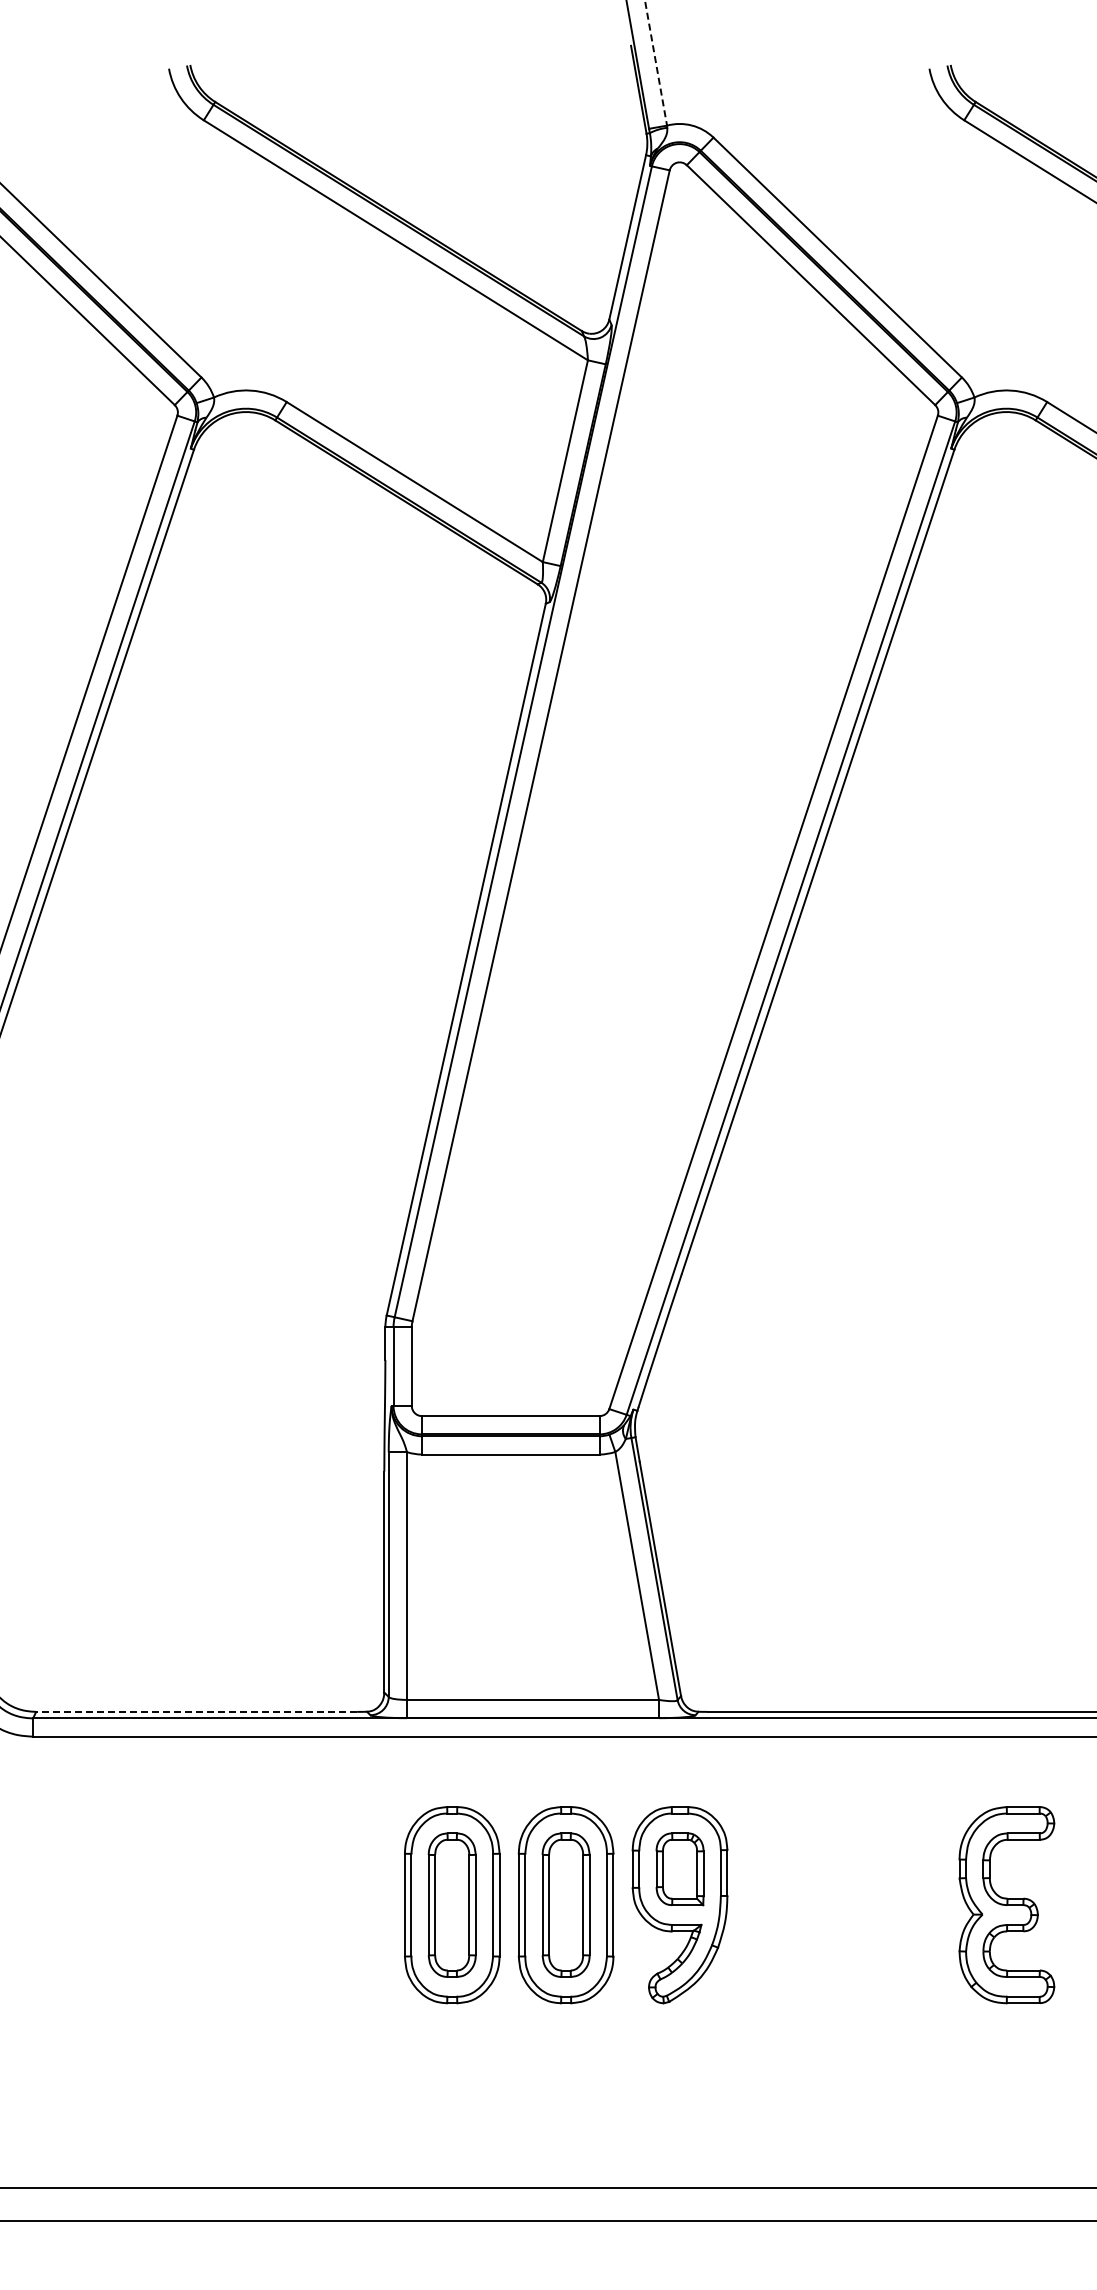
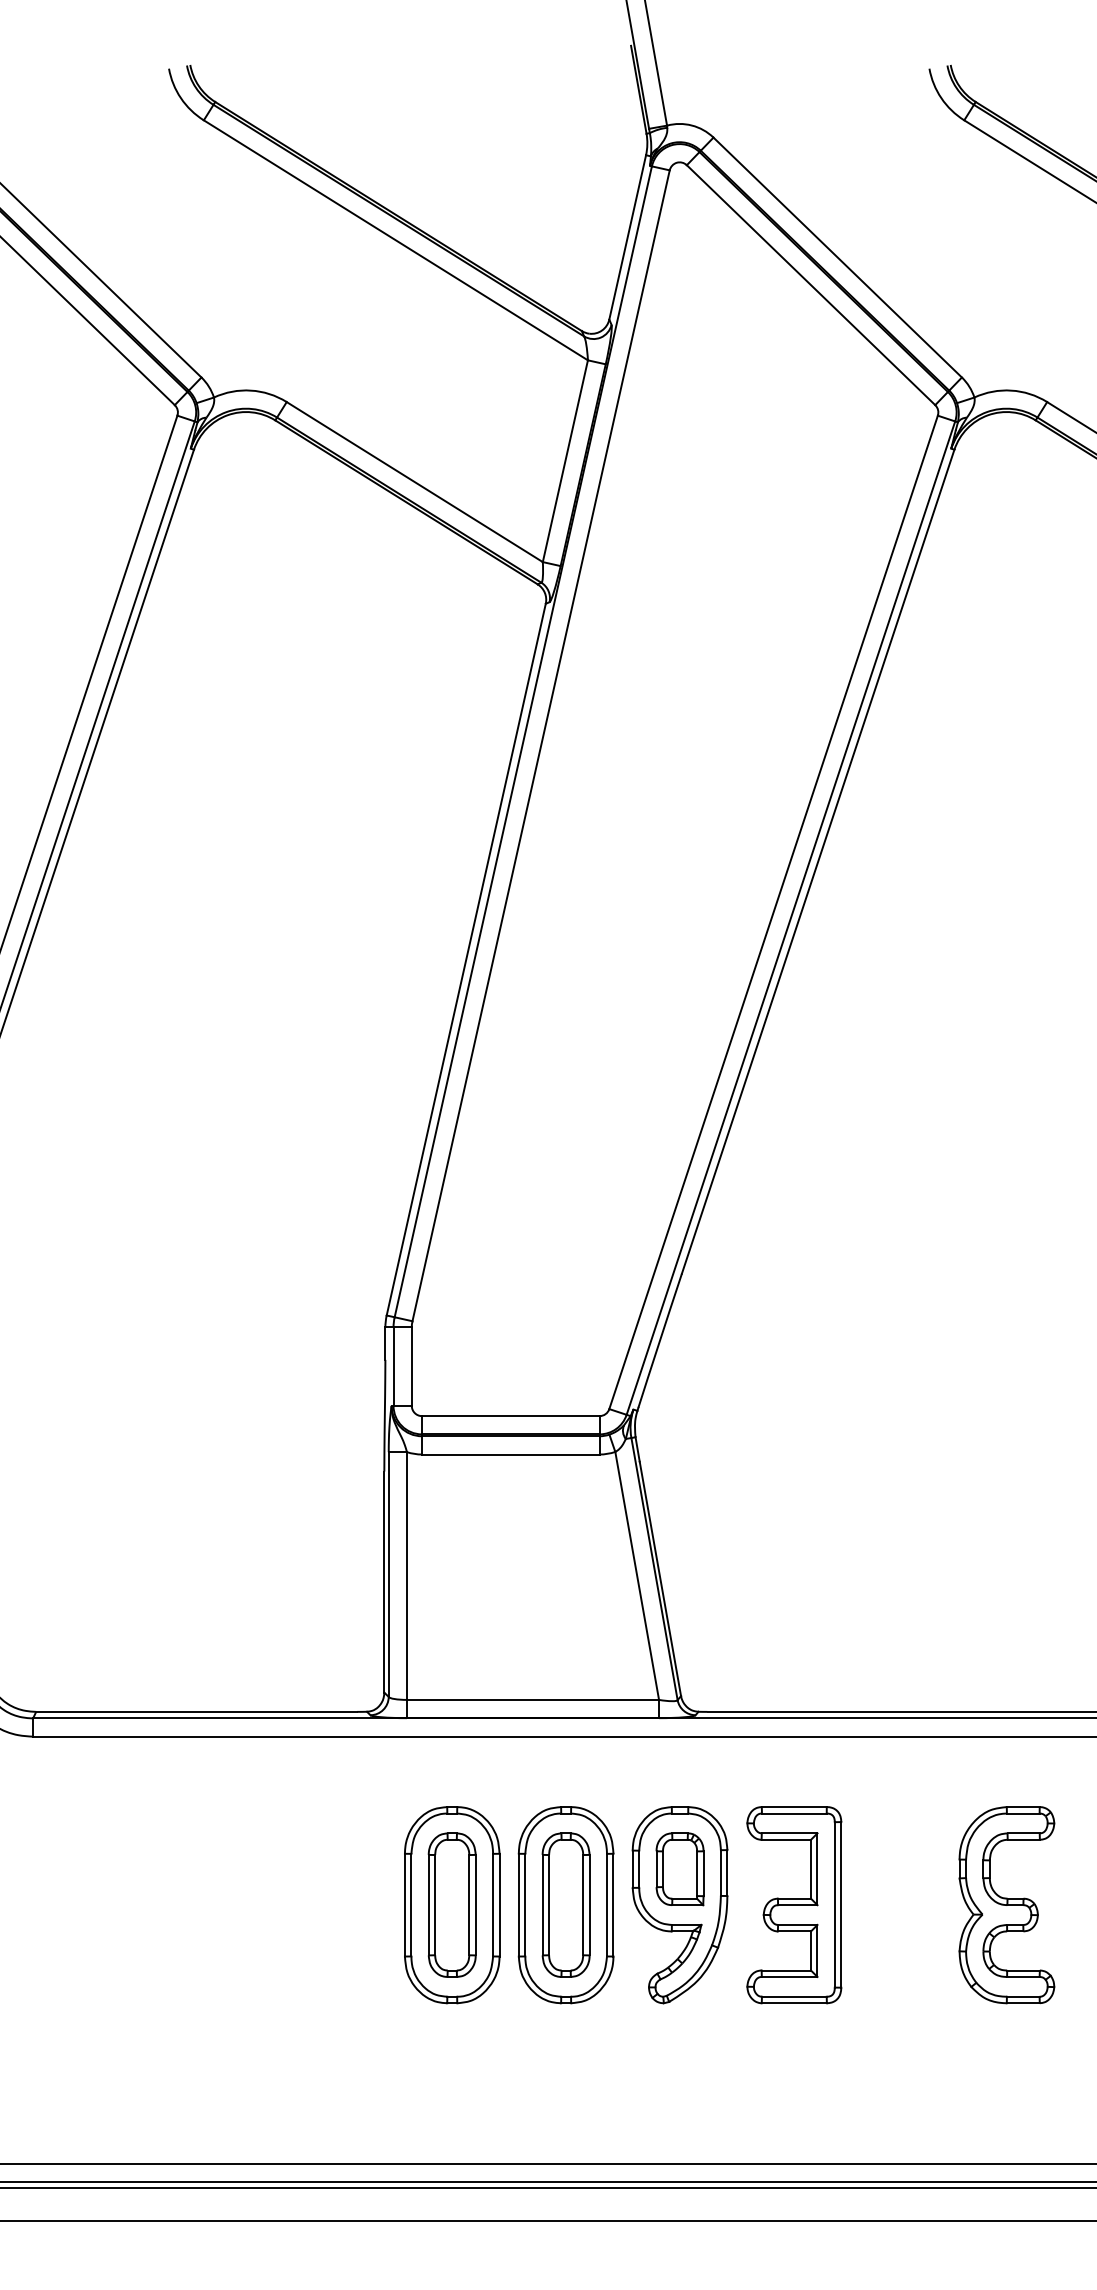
line: dashed -> solid (656, 63)
line: dashed -> solid (196, 1711)
part: none -> present (794, 1905)
line: none -> present (547, 2163)
line: none -> present (547, 2181)
